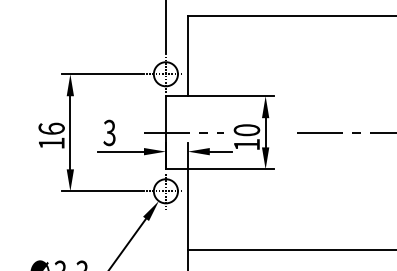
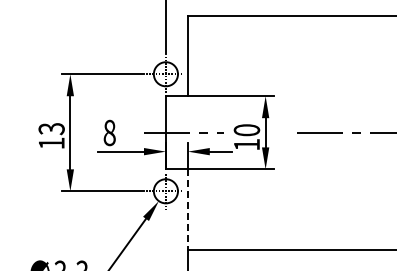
text: 16 -> 13 (51, 128)
text: 3 -> 8 (109, 132)
line: solid -> dashed (187, 210)
